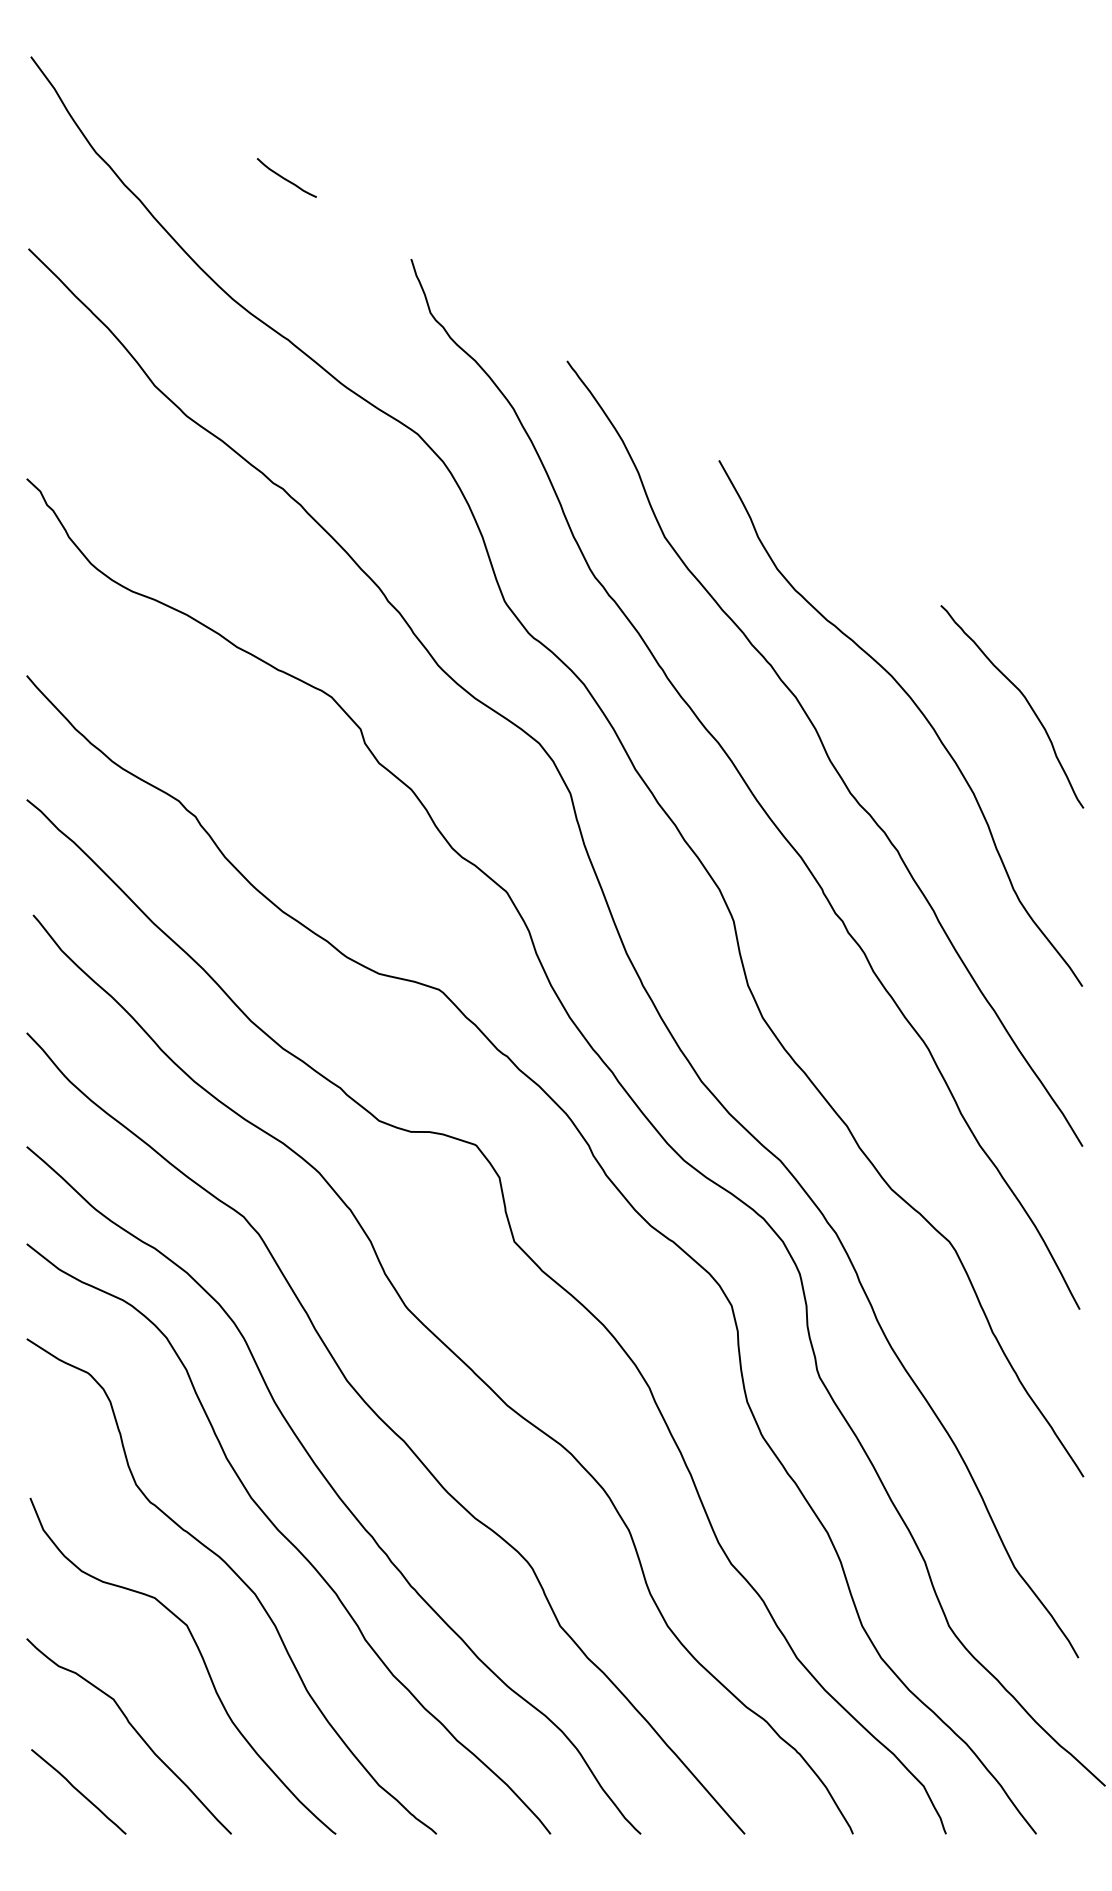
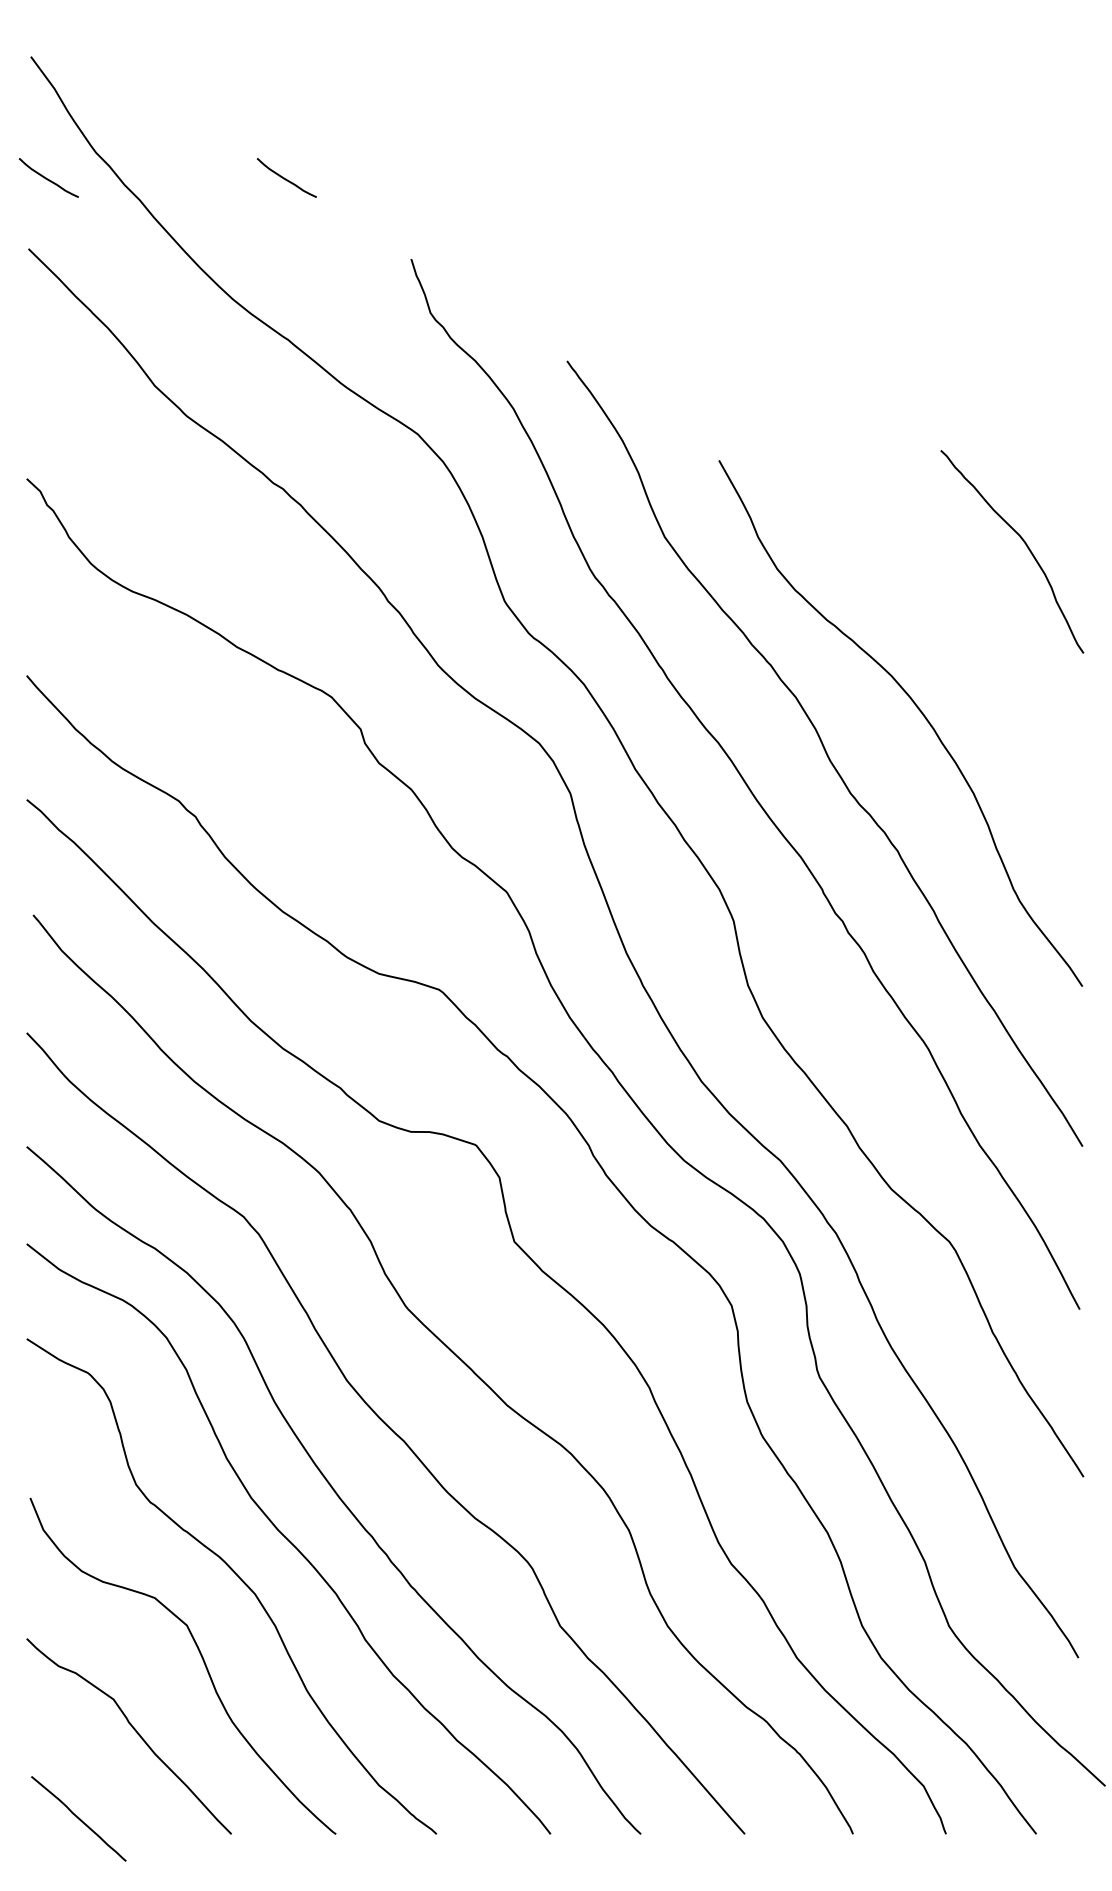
curve: none -> present (48, 178)
curve position: (1023, 697) -> (1023, 542) (1023, 542)
curve position: (78, 1791) -> (78, 1818) (78, 1818)
